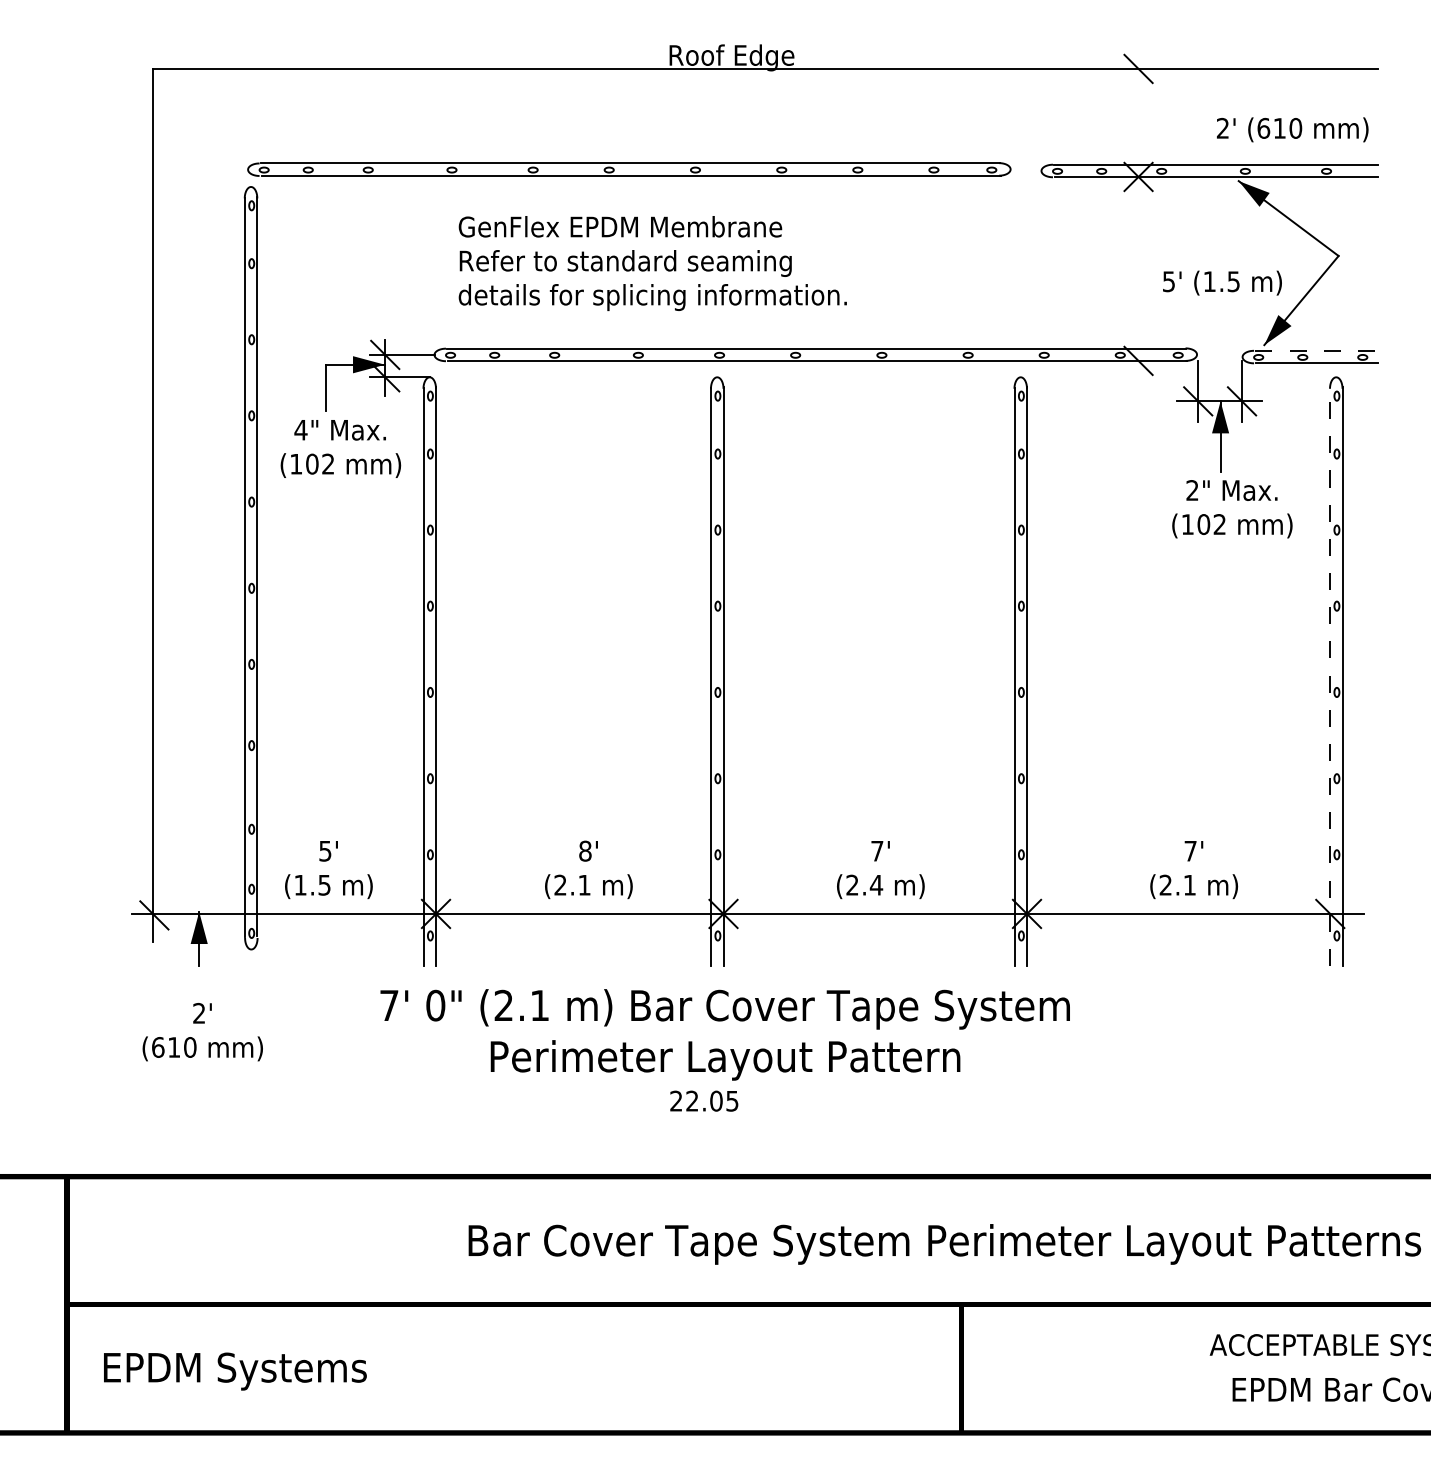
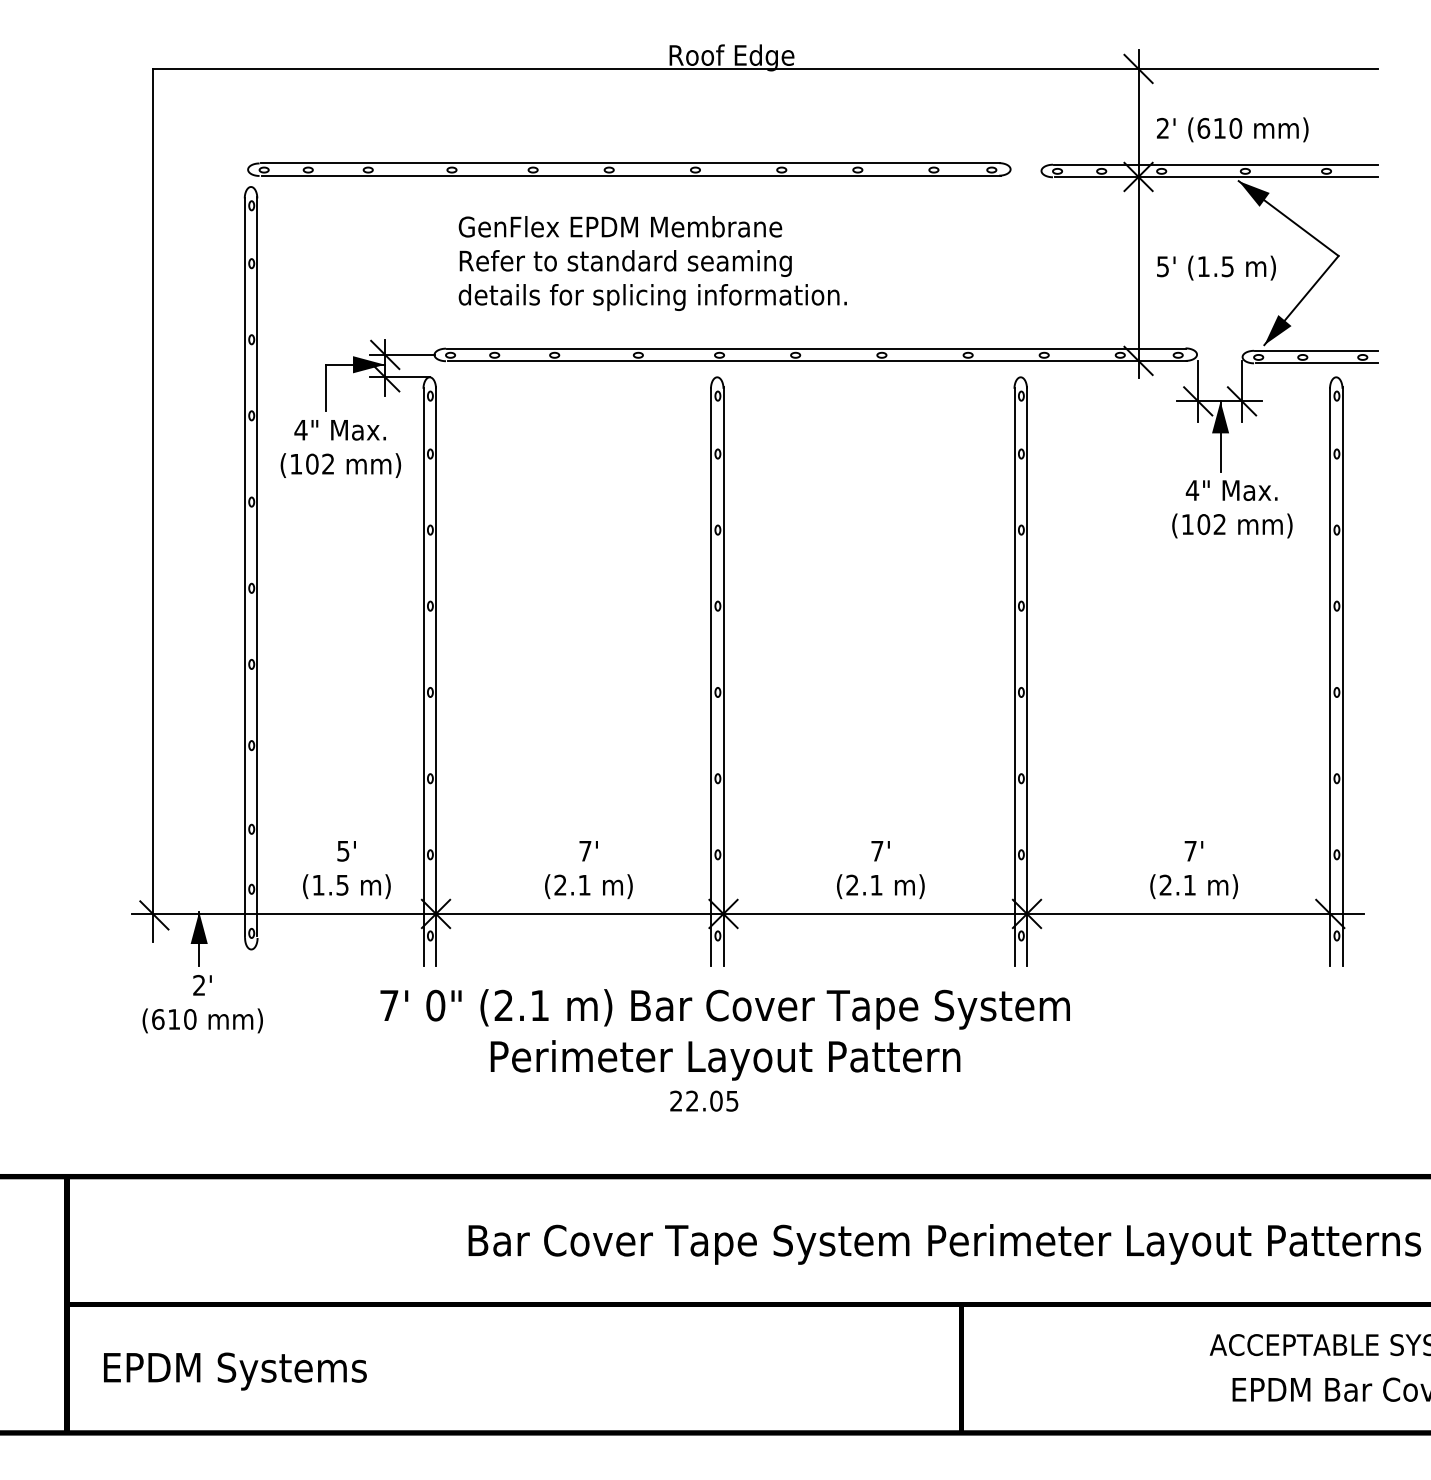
text position: (1292, 129) -> (1232, 129) (1232, 129)
line: none -> present (1138, 214)
text position: (1222, 282) -> (1216, 267) (1216, 267)
line: dashed -> solid (1316, 350)
text: 2" -> 4" (1192, 490)
line: dashed -> solid (1330, 677)
text: 8' -> 7' (585, 850)
text position: (328, 870) -> (346, 870) (346, 870)
text: (2.4 -> (2.1 (876, 885)
text position: (202, 1032) -> (202, 1004) (202, 1004)
